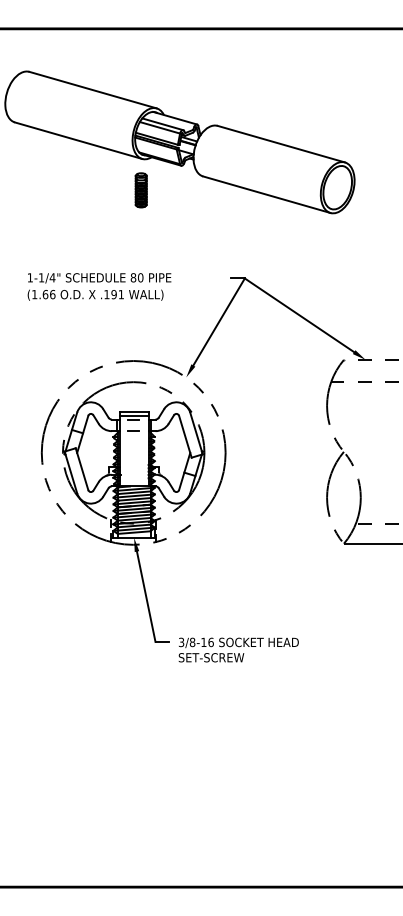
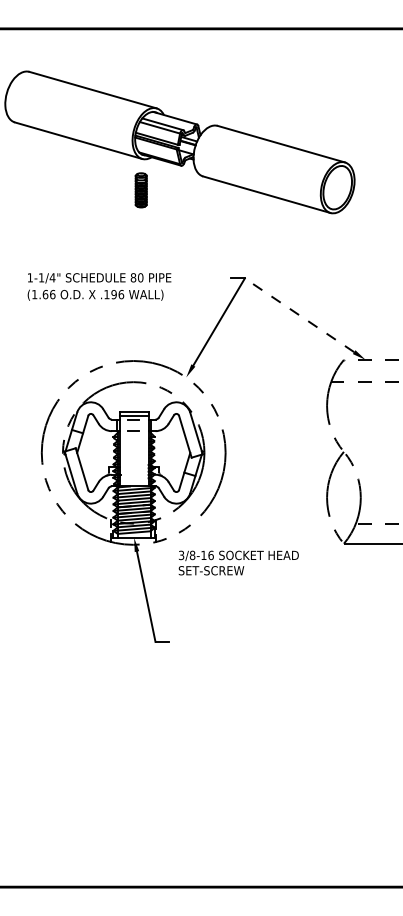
text: .191 -> .196 (121, 294)
line: solid -> dashed (299, 315)
text position: (238, 649) -> (238, 562) (238, 562)
